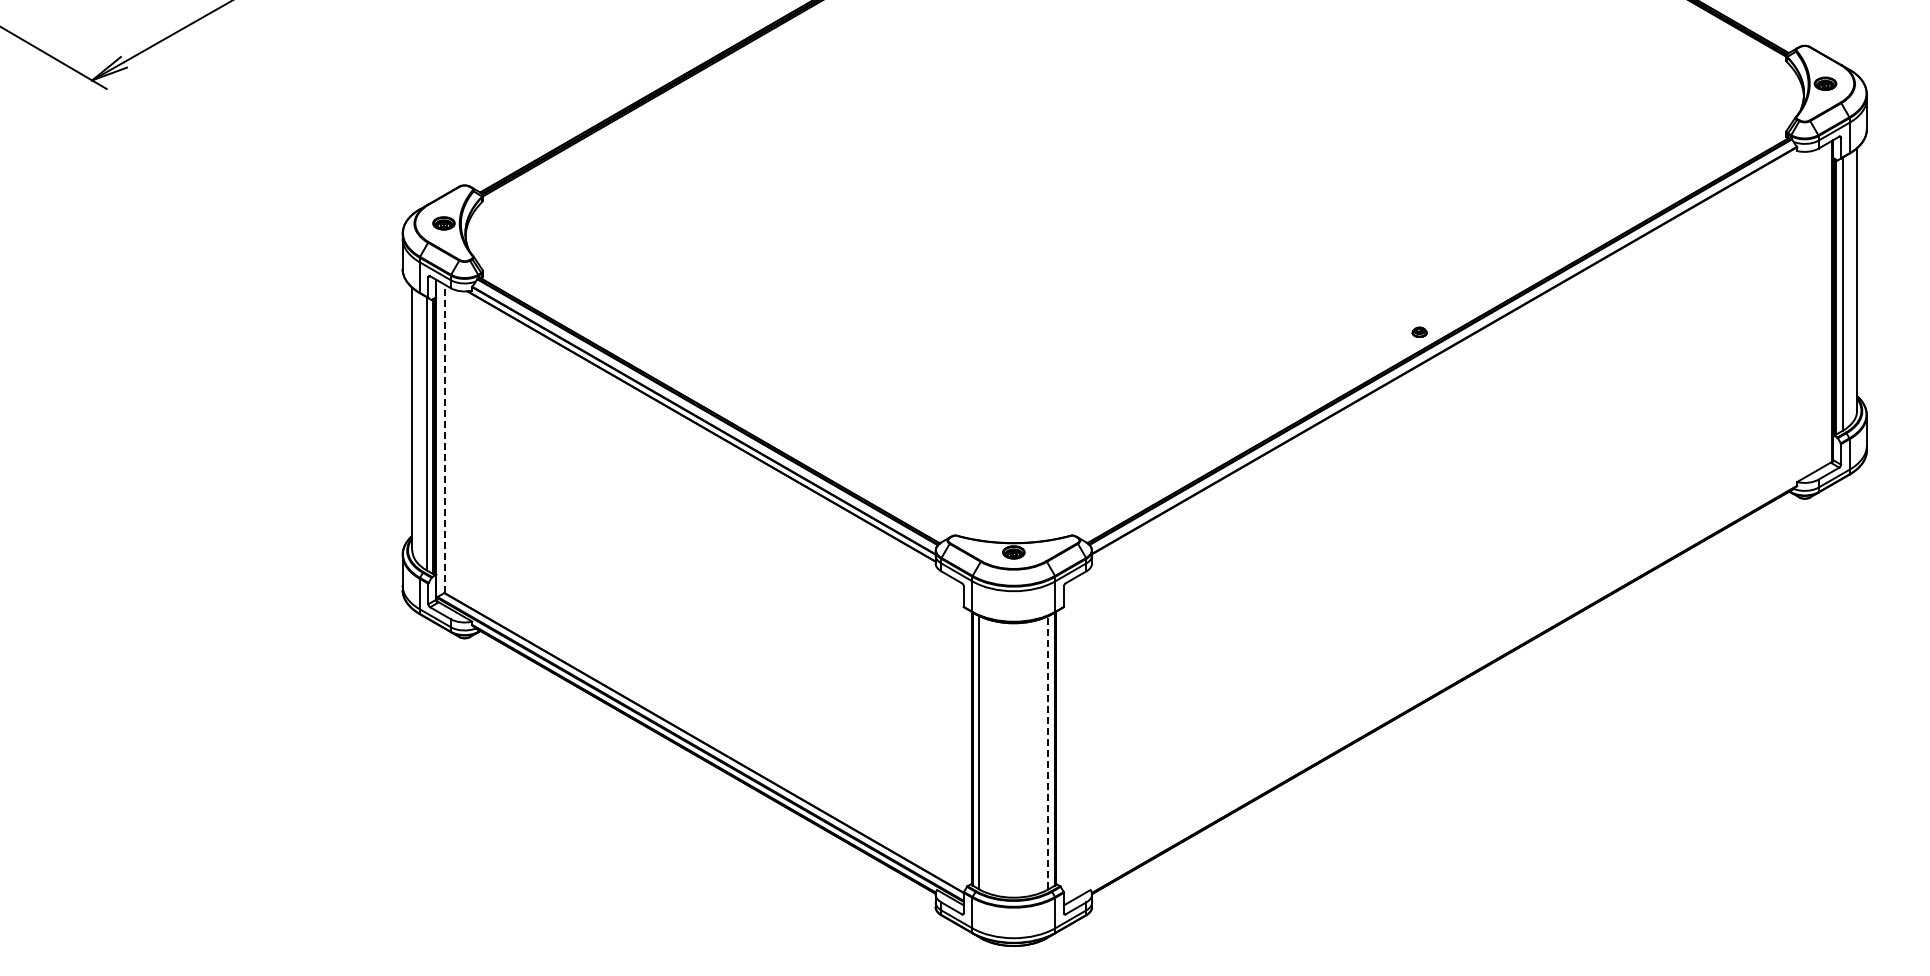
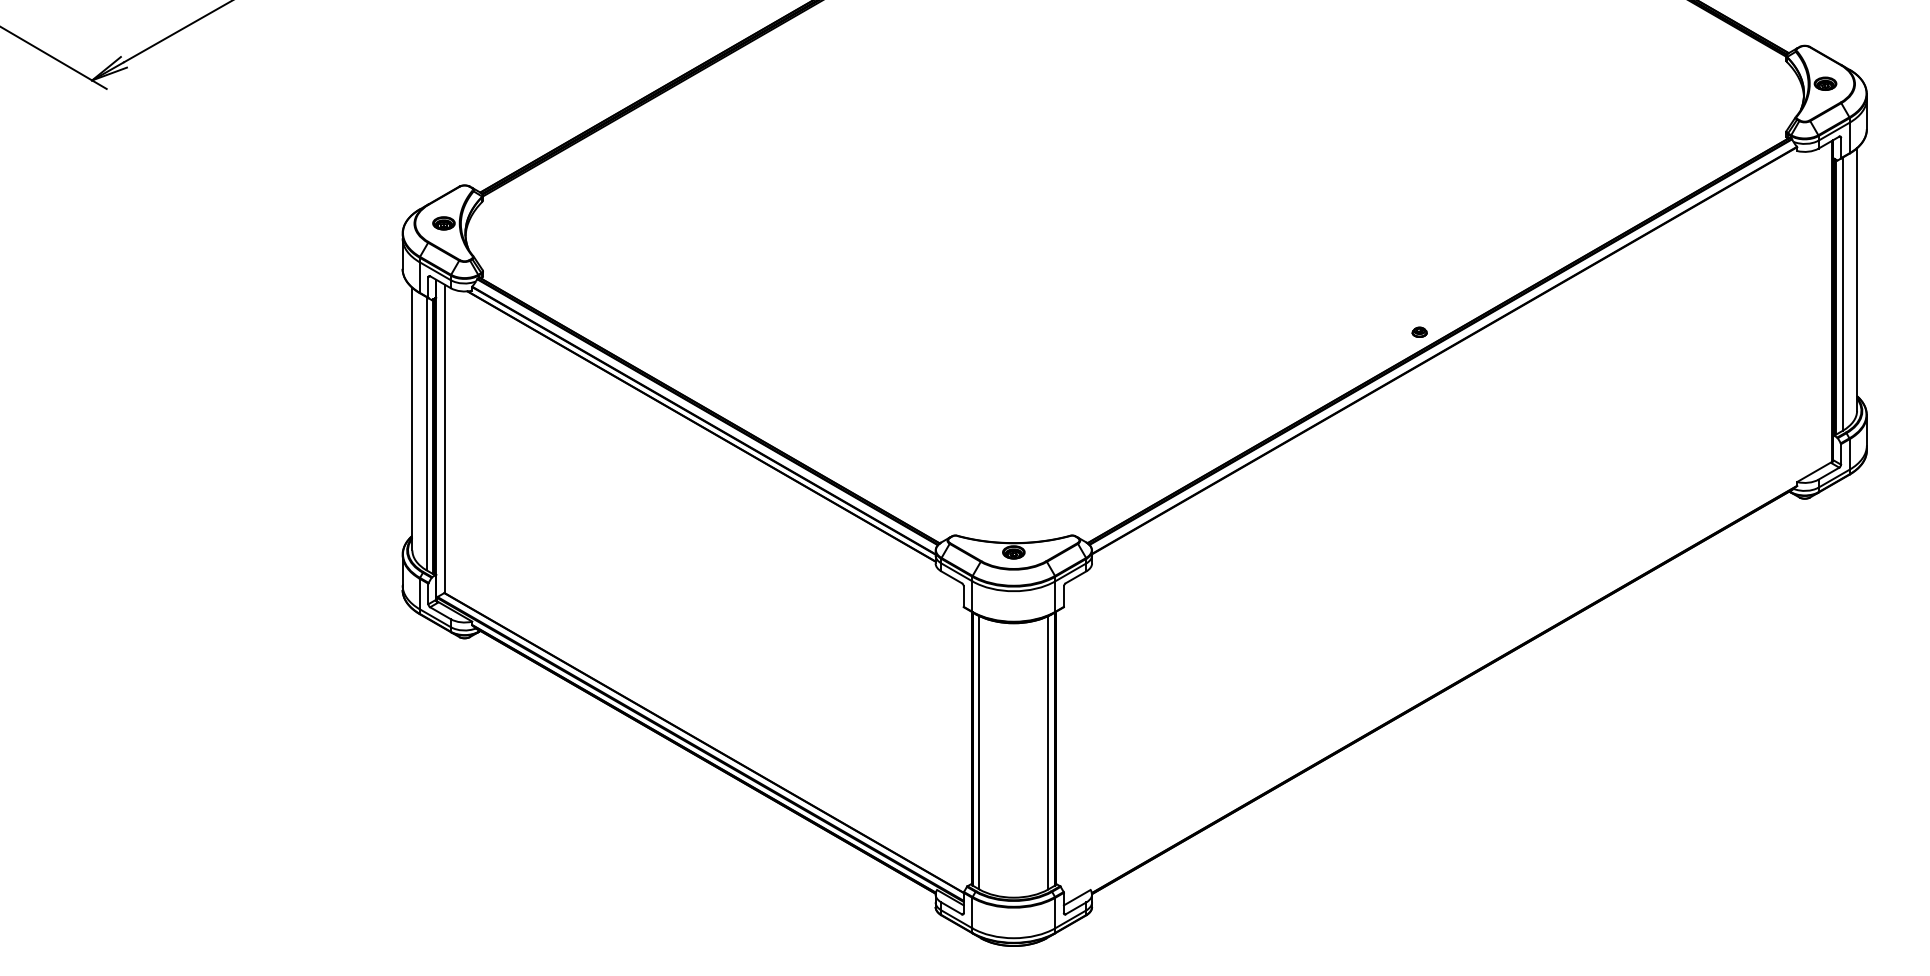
line: dashed -> solid (444, 438)
line: dashed -> solid (1048, 752)
